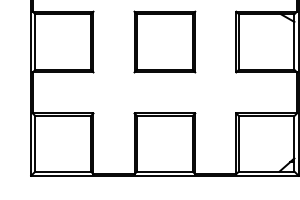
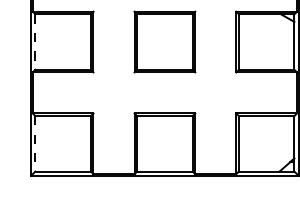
line: solid -> dashed (35, 42)
line: solid -> dashed (35, 143)
